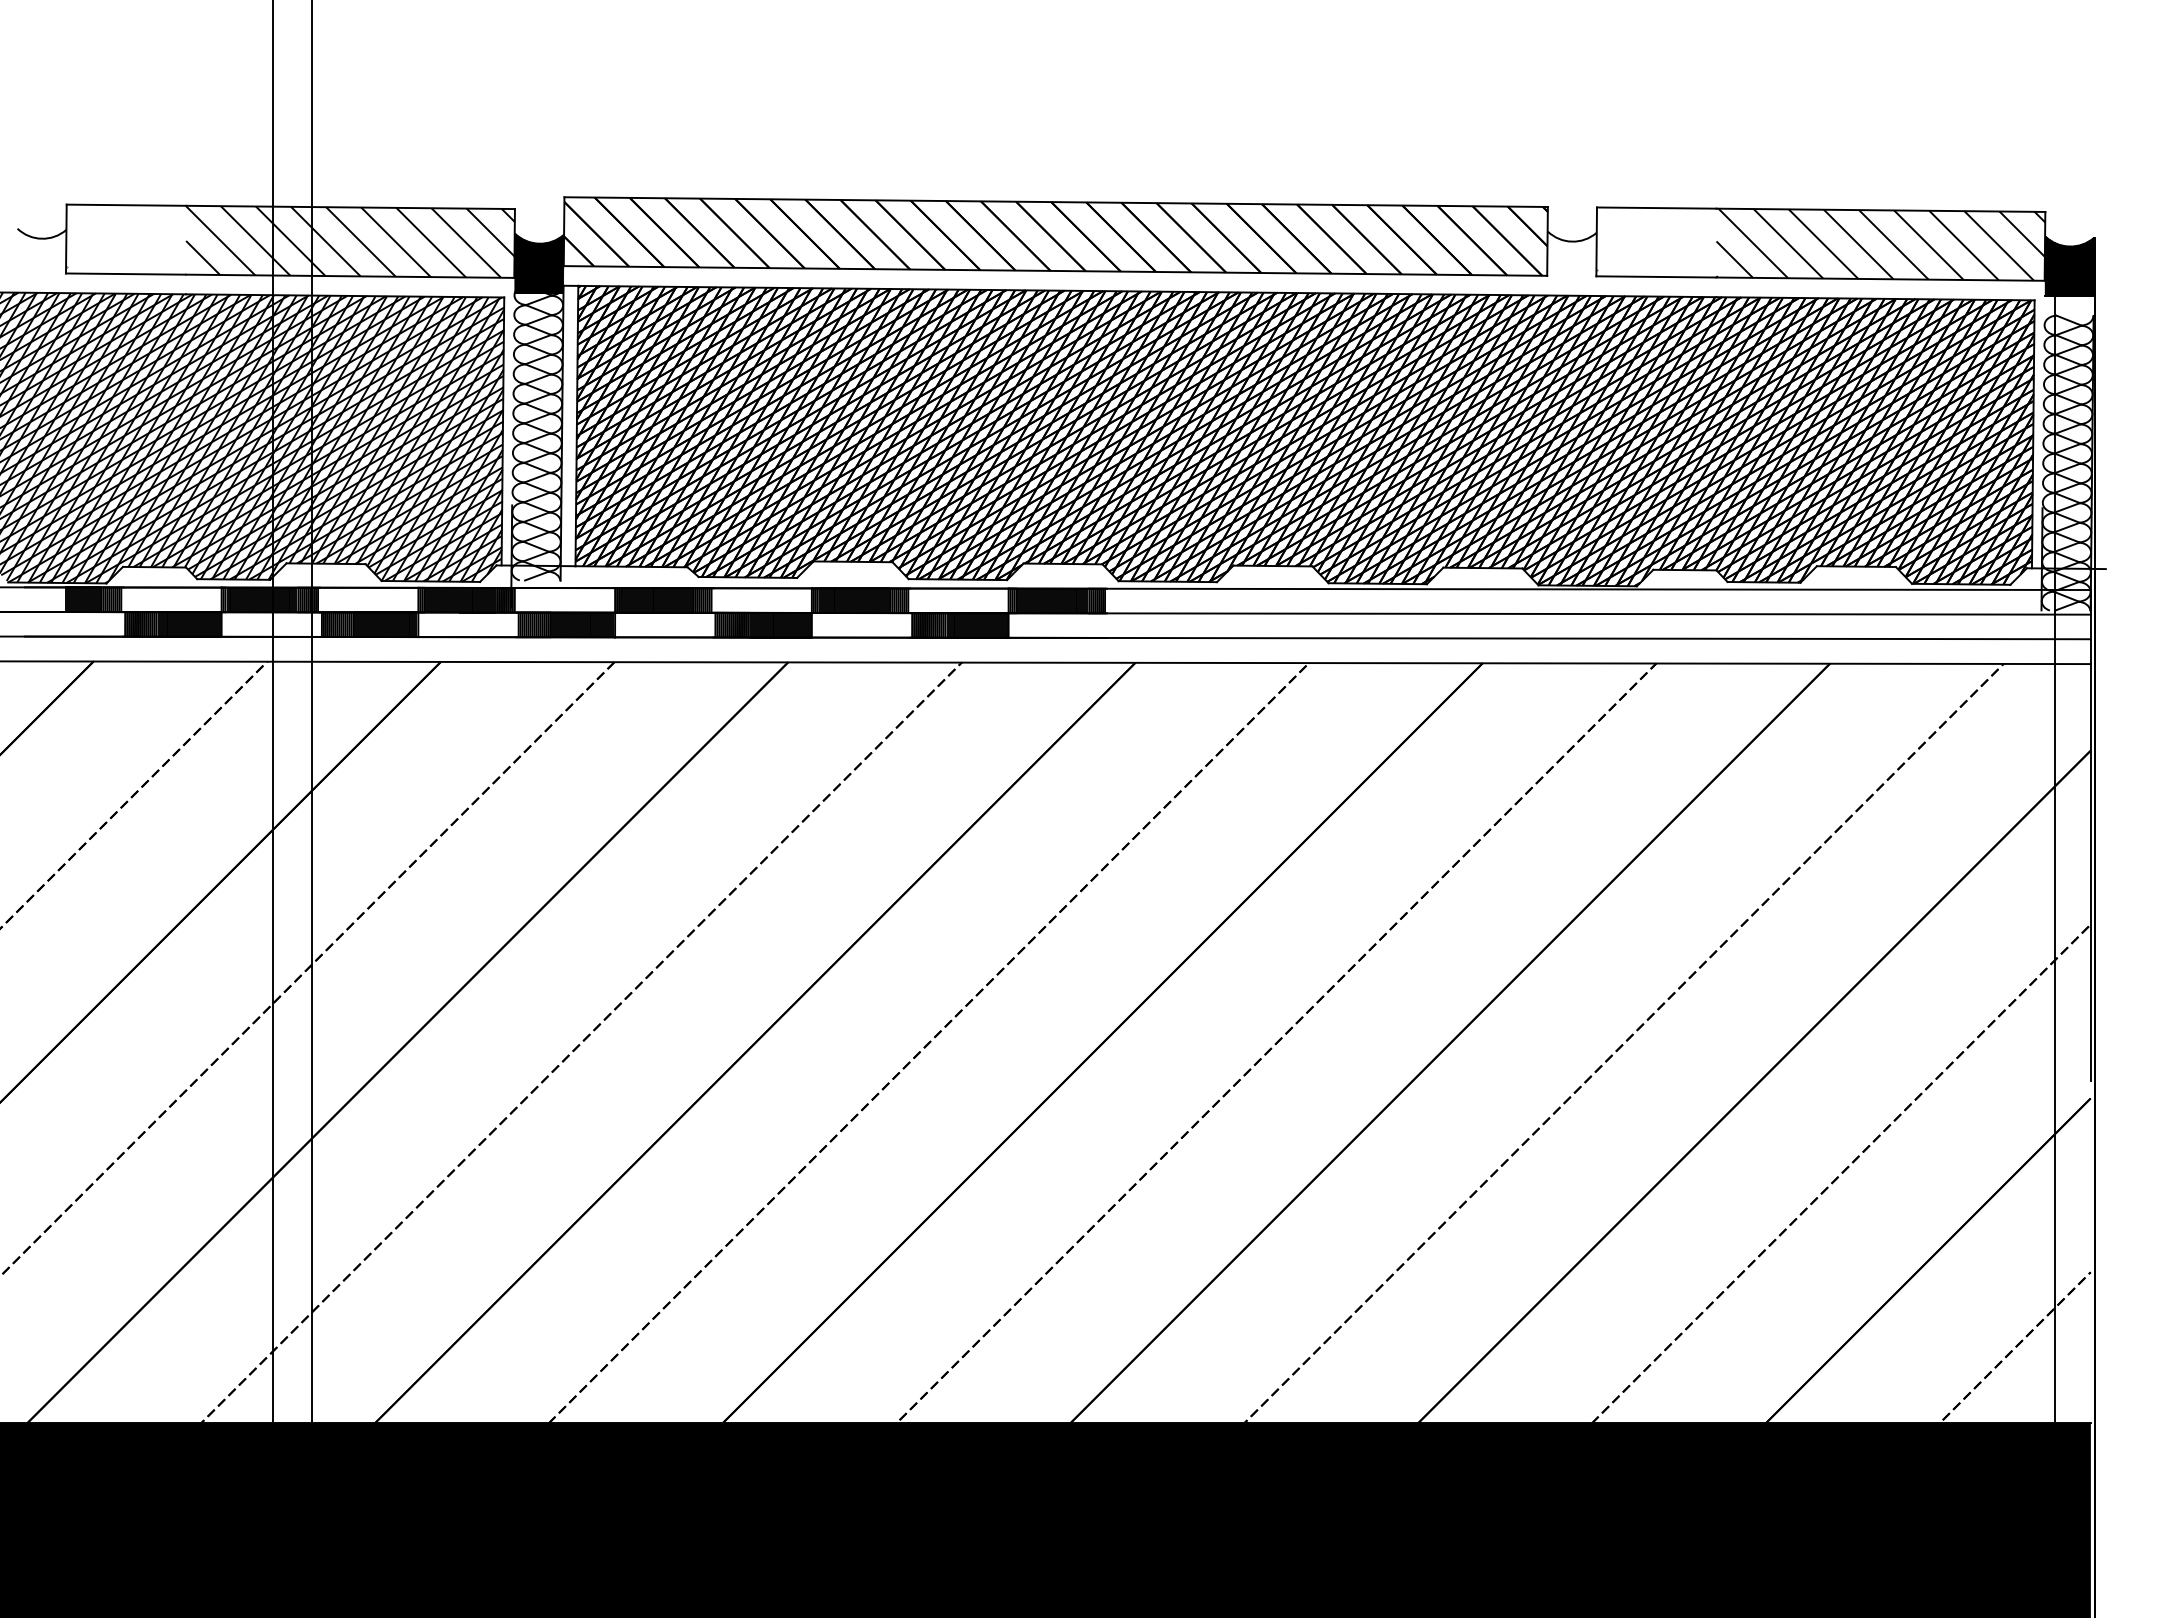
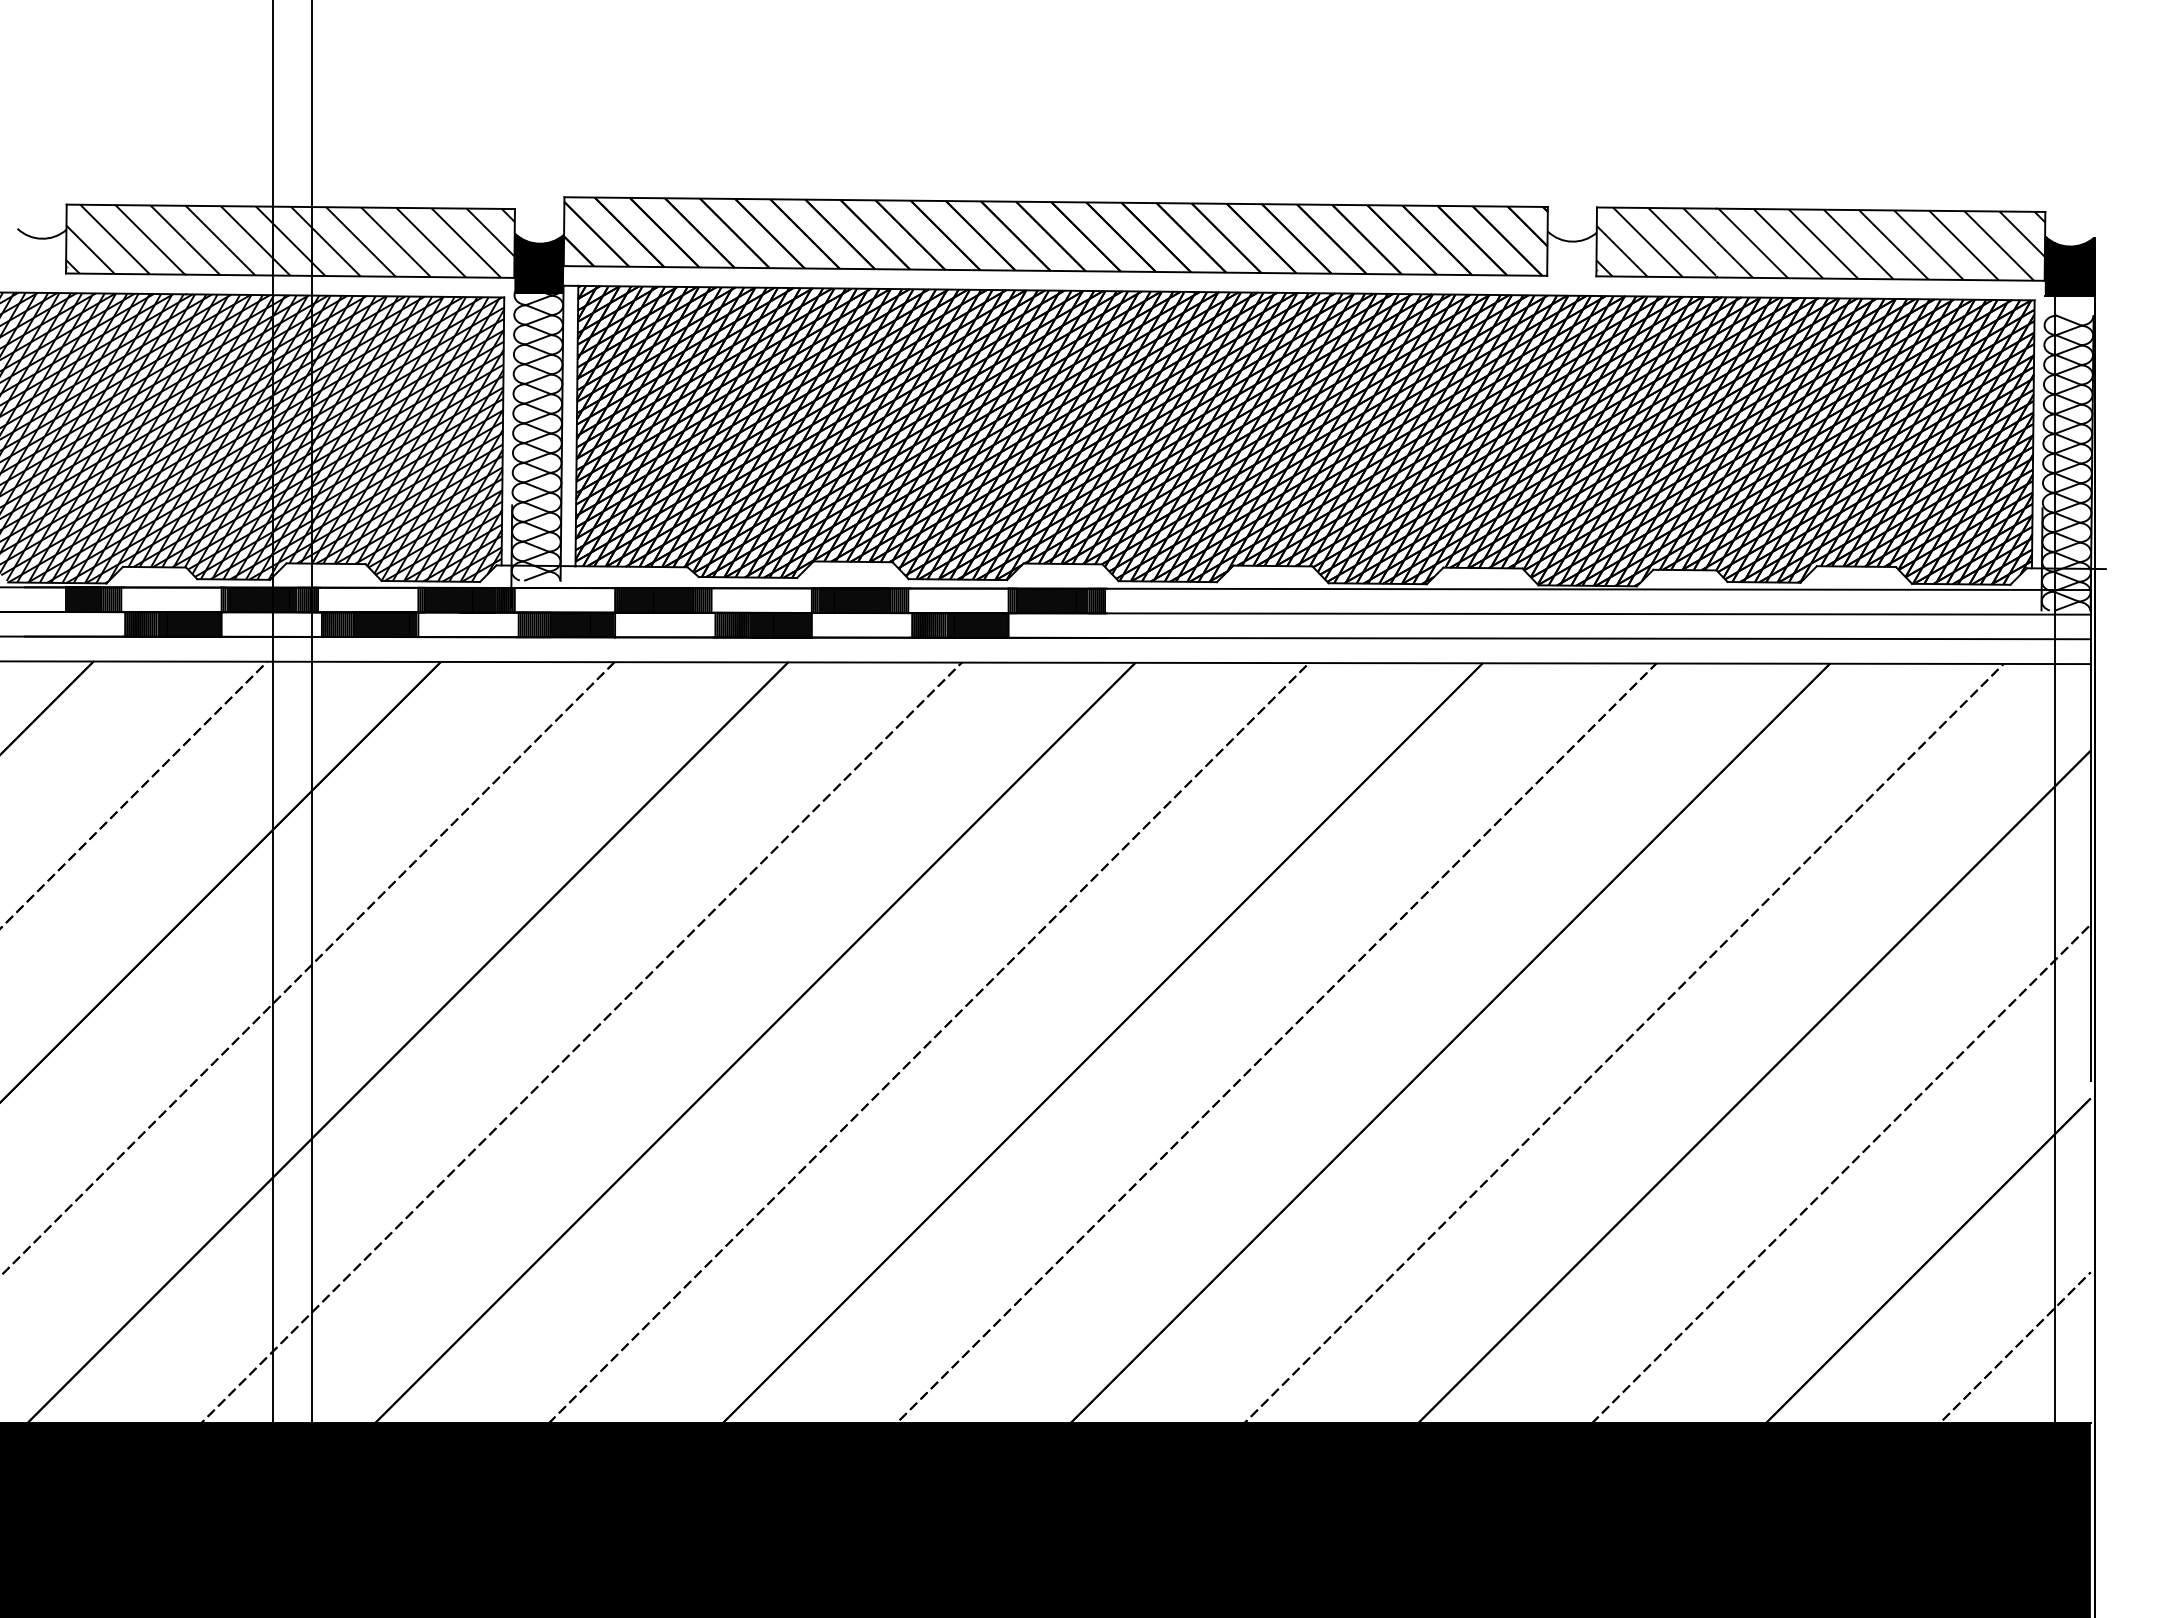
hatch: none -> present (126, 239)
hatch: none -> present (1656, 242)
